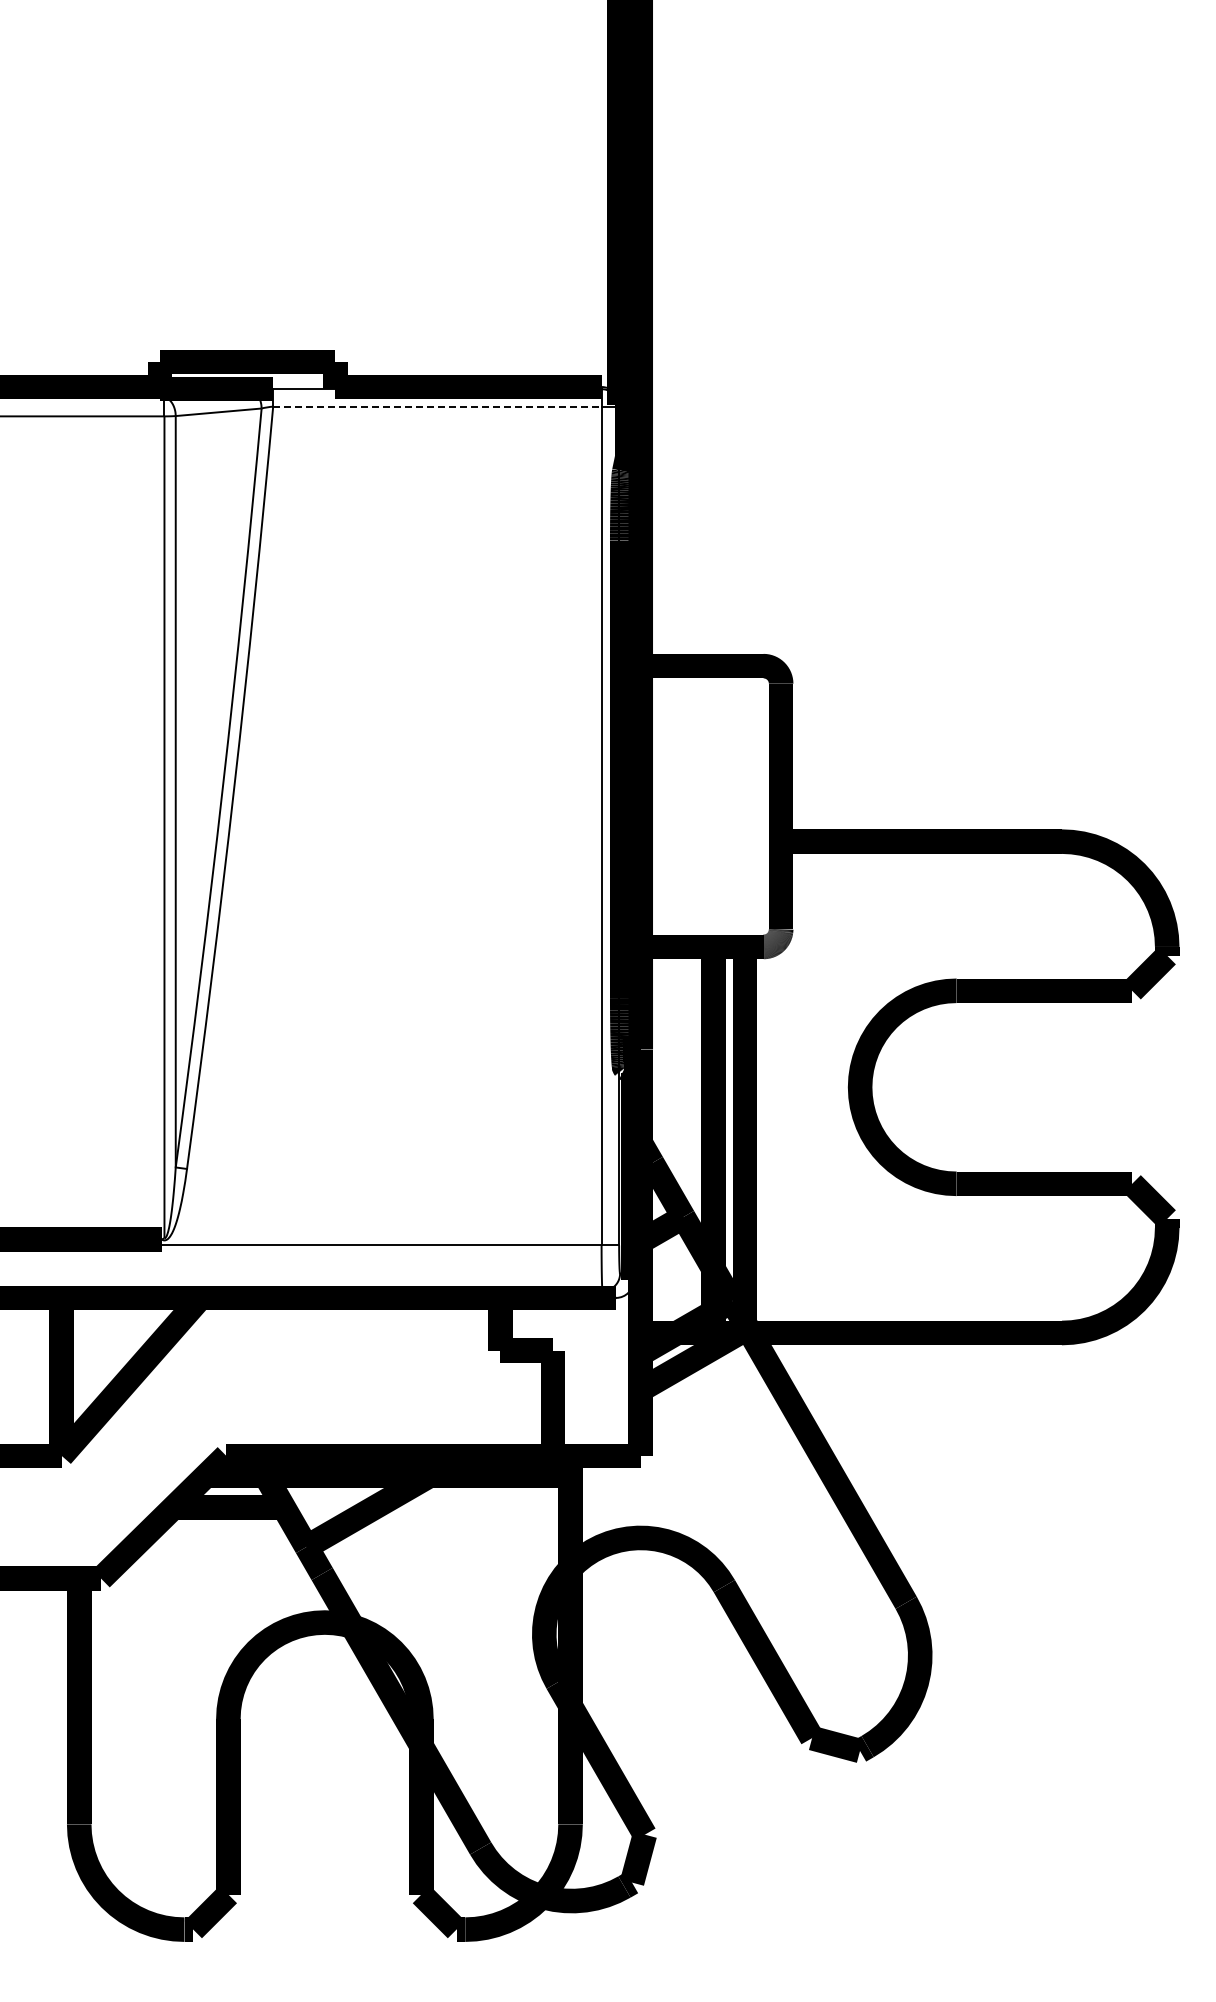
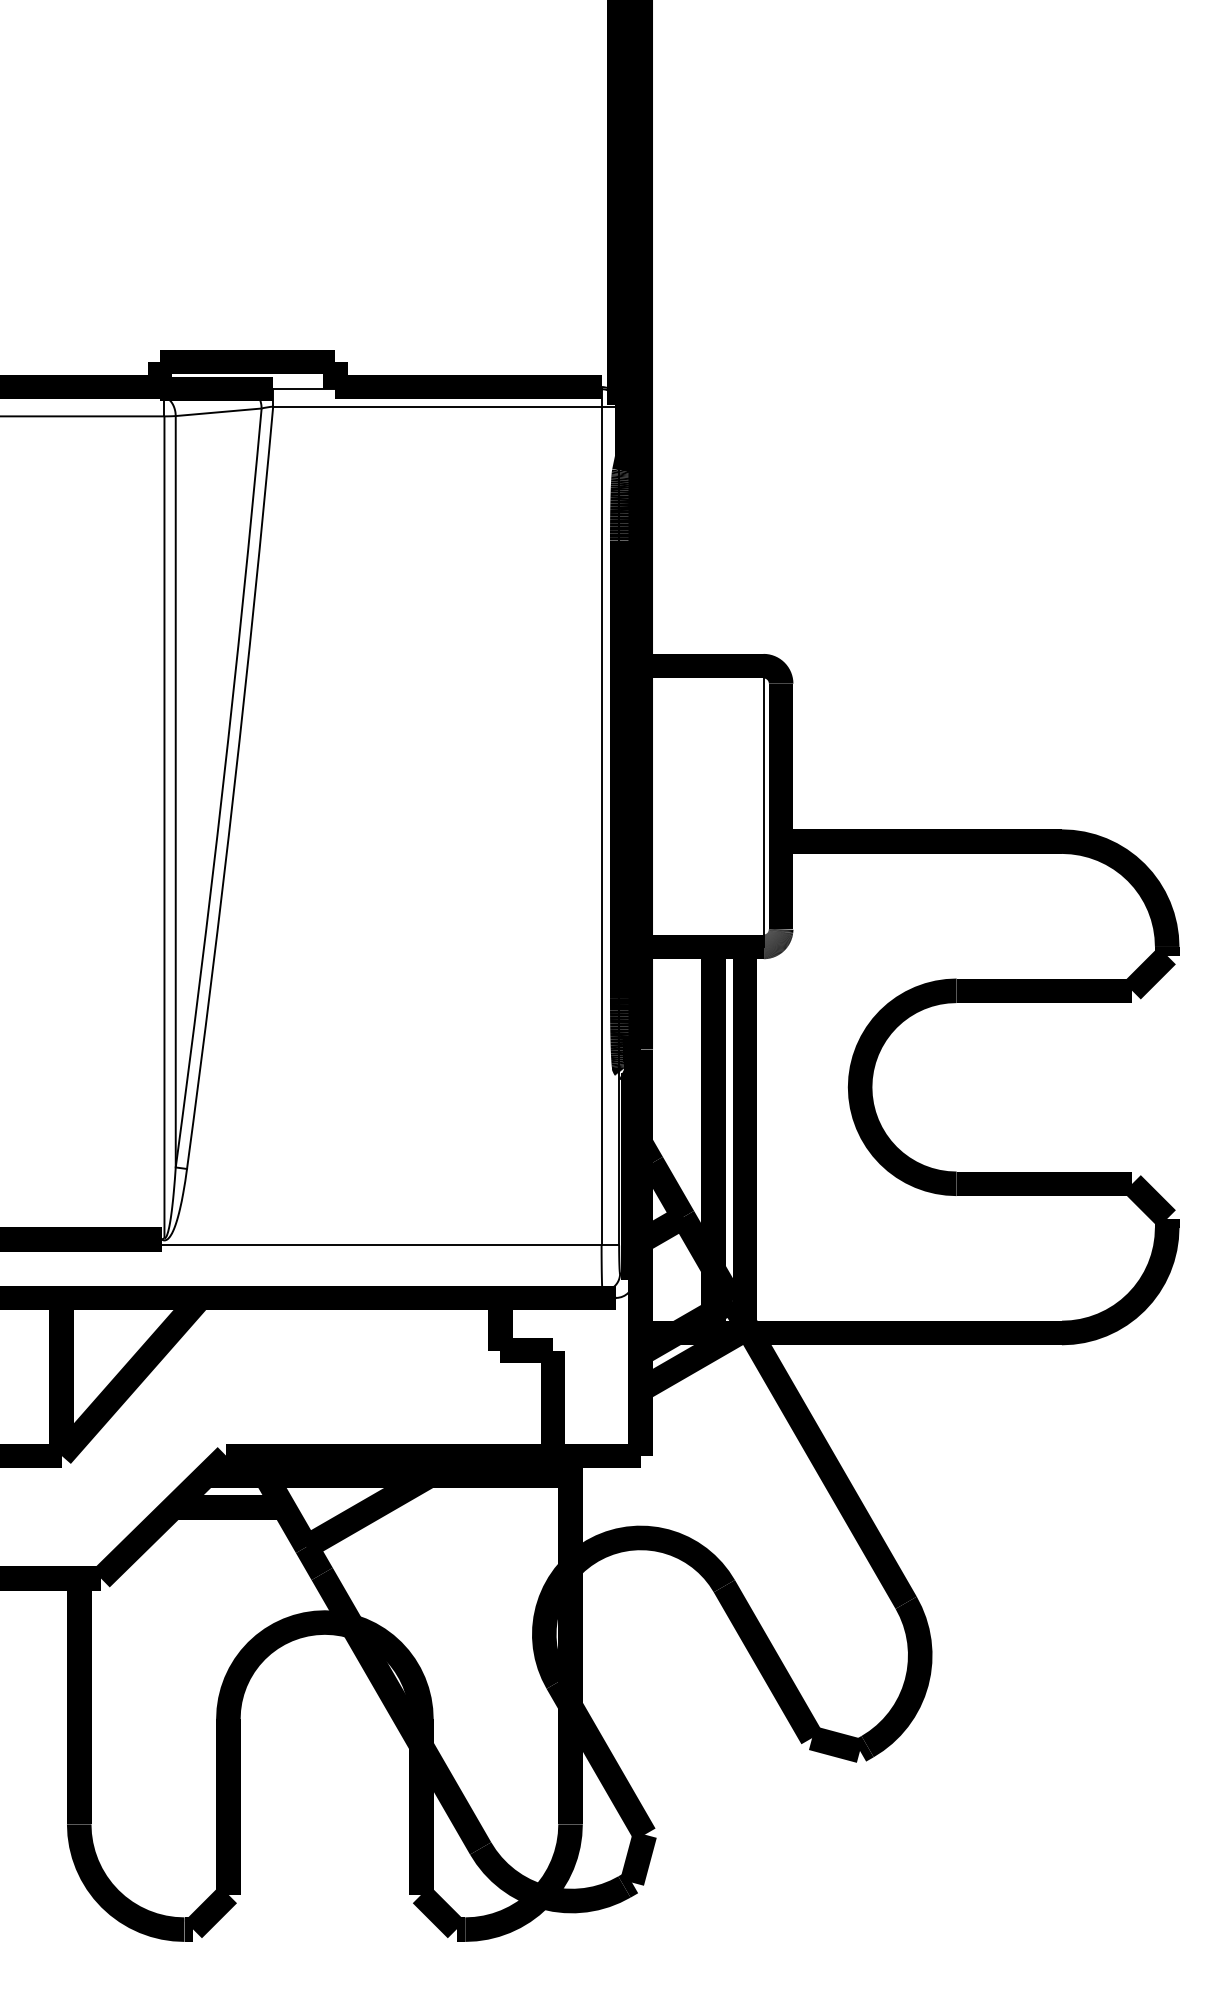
line: dashed -> solid (437, 406)
line: none -> present (763, 806)
